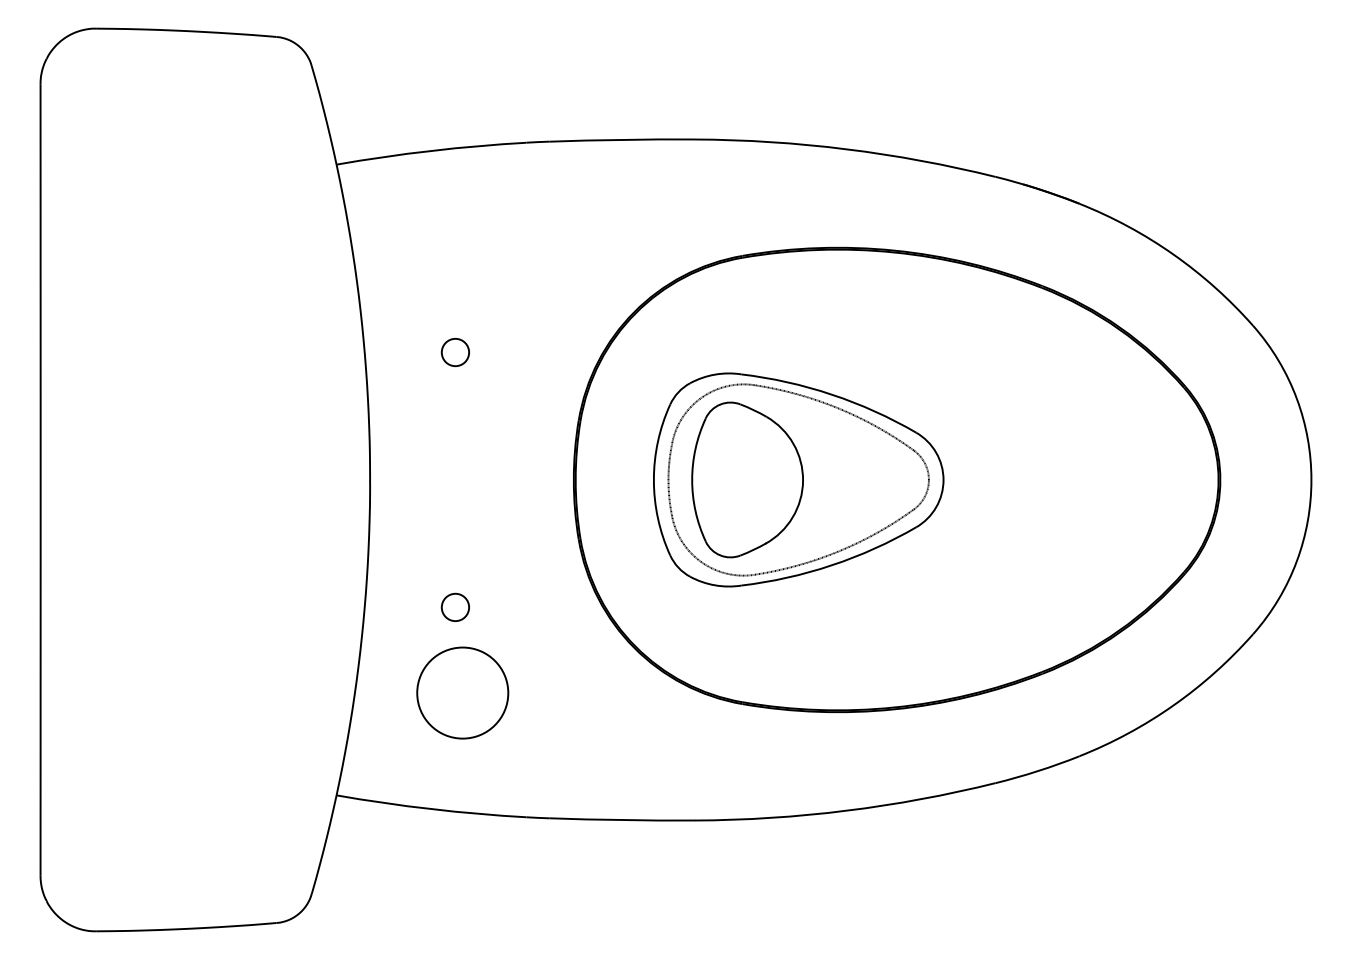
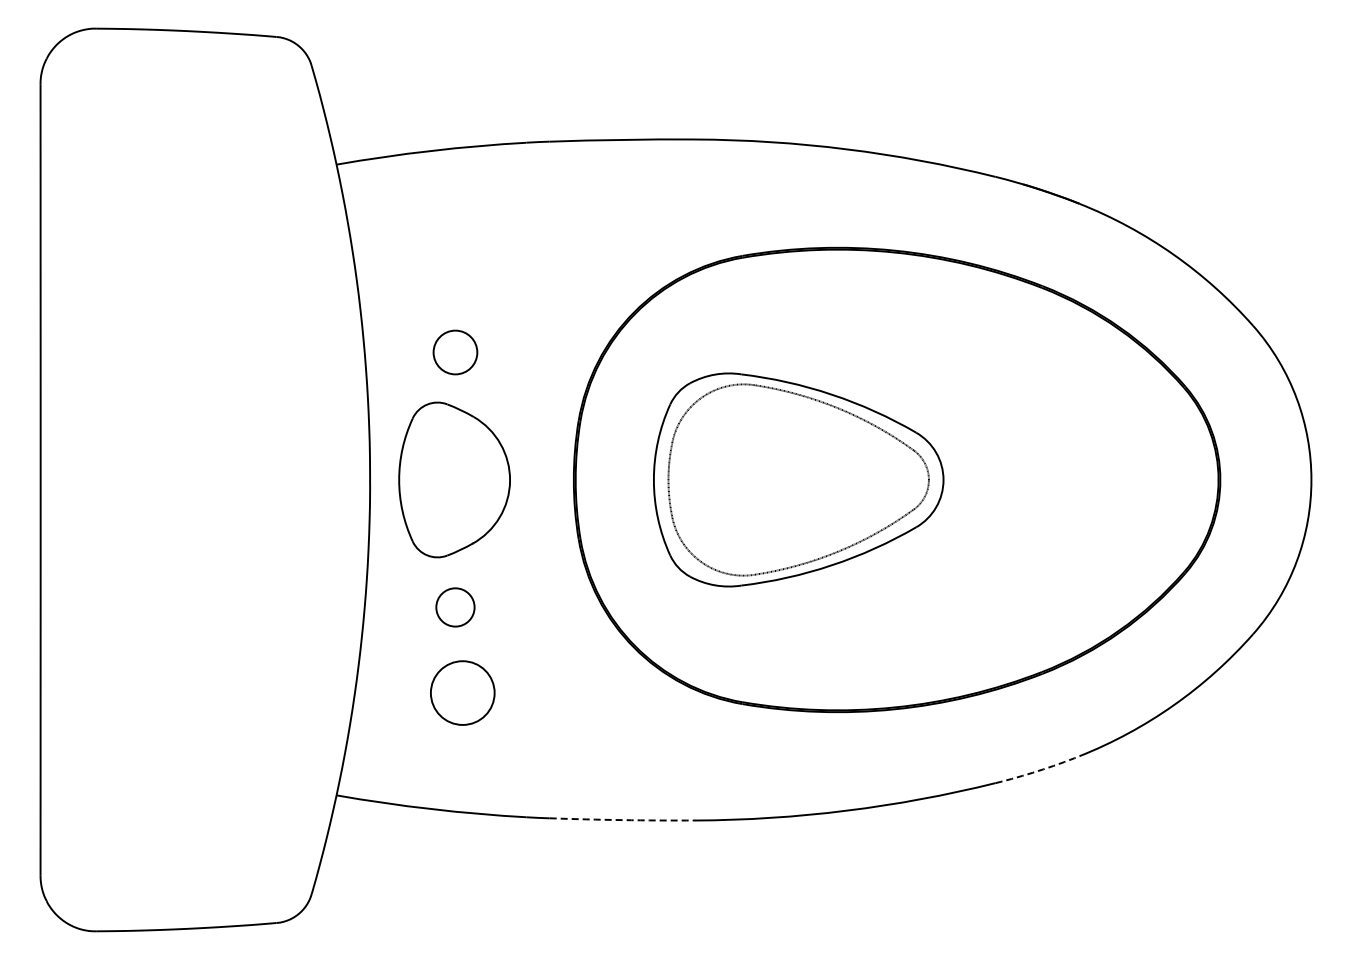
circle diameter: 27 px -> 44 px (455, 352)
part position: (747, 479) -> (454, 479) (454, 479)
circle diameter: 27 px -> 38 px (455, 607)
circle diameter: 91 px -> 64 px (462, 692)
arc: solid -> dashed (1038, 771)
arc: solid -> dashed (622, 820)
